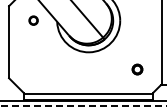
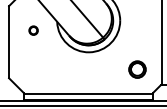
part position: (33, 20) -> (33, 30) (33, 30)
circle size: 13x13 px -> 19x19 px (137, 69)
line: dashed -> solid (83, 105)
